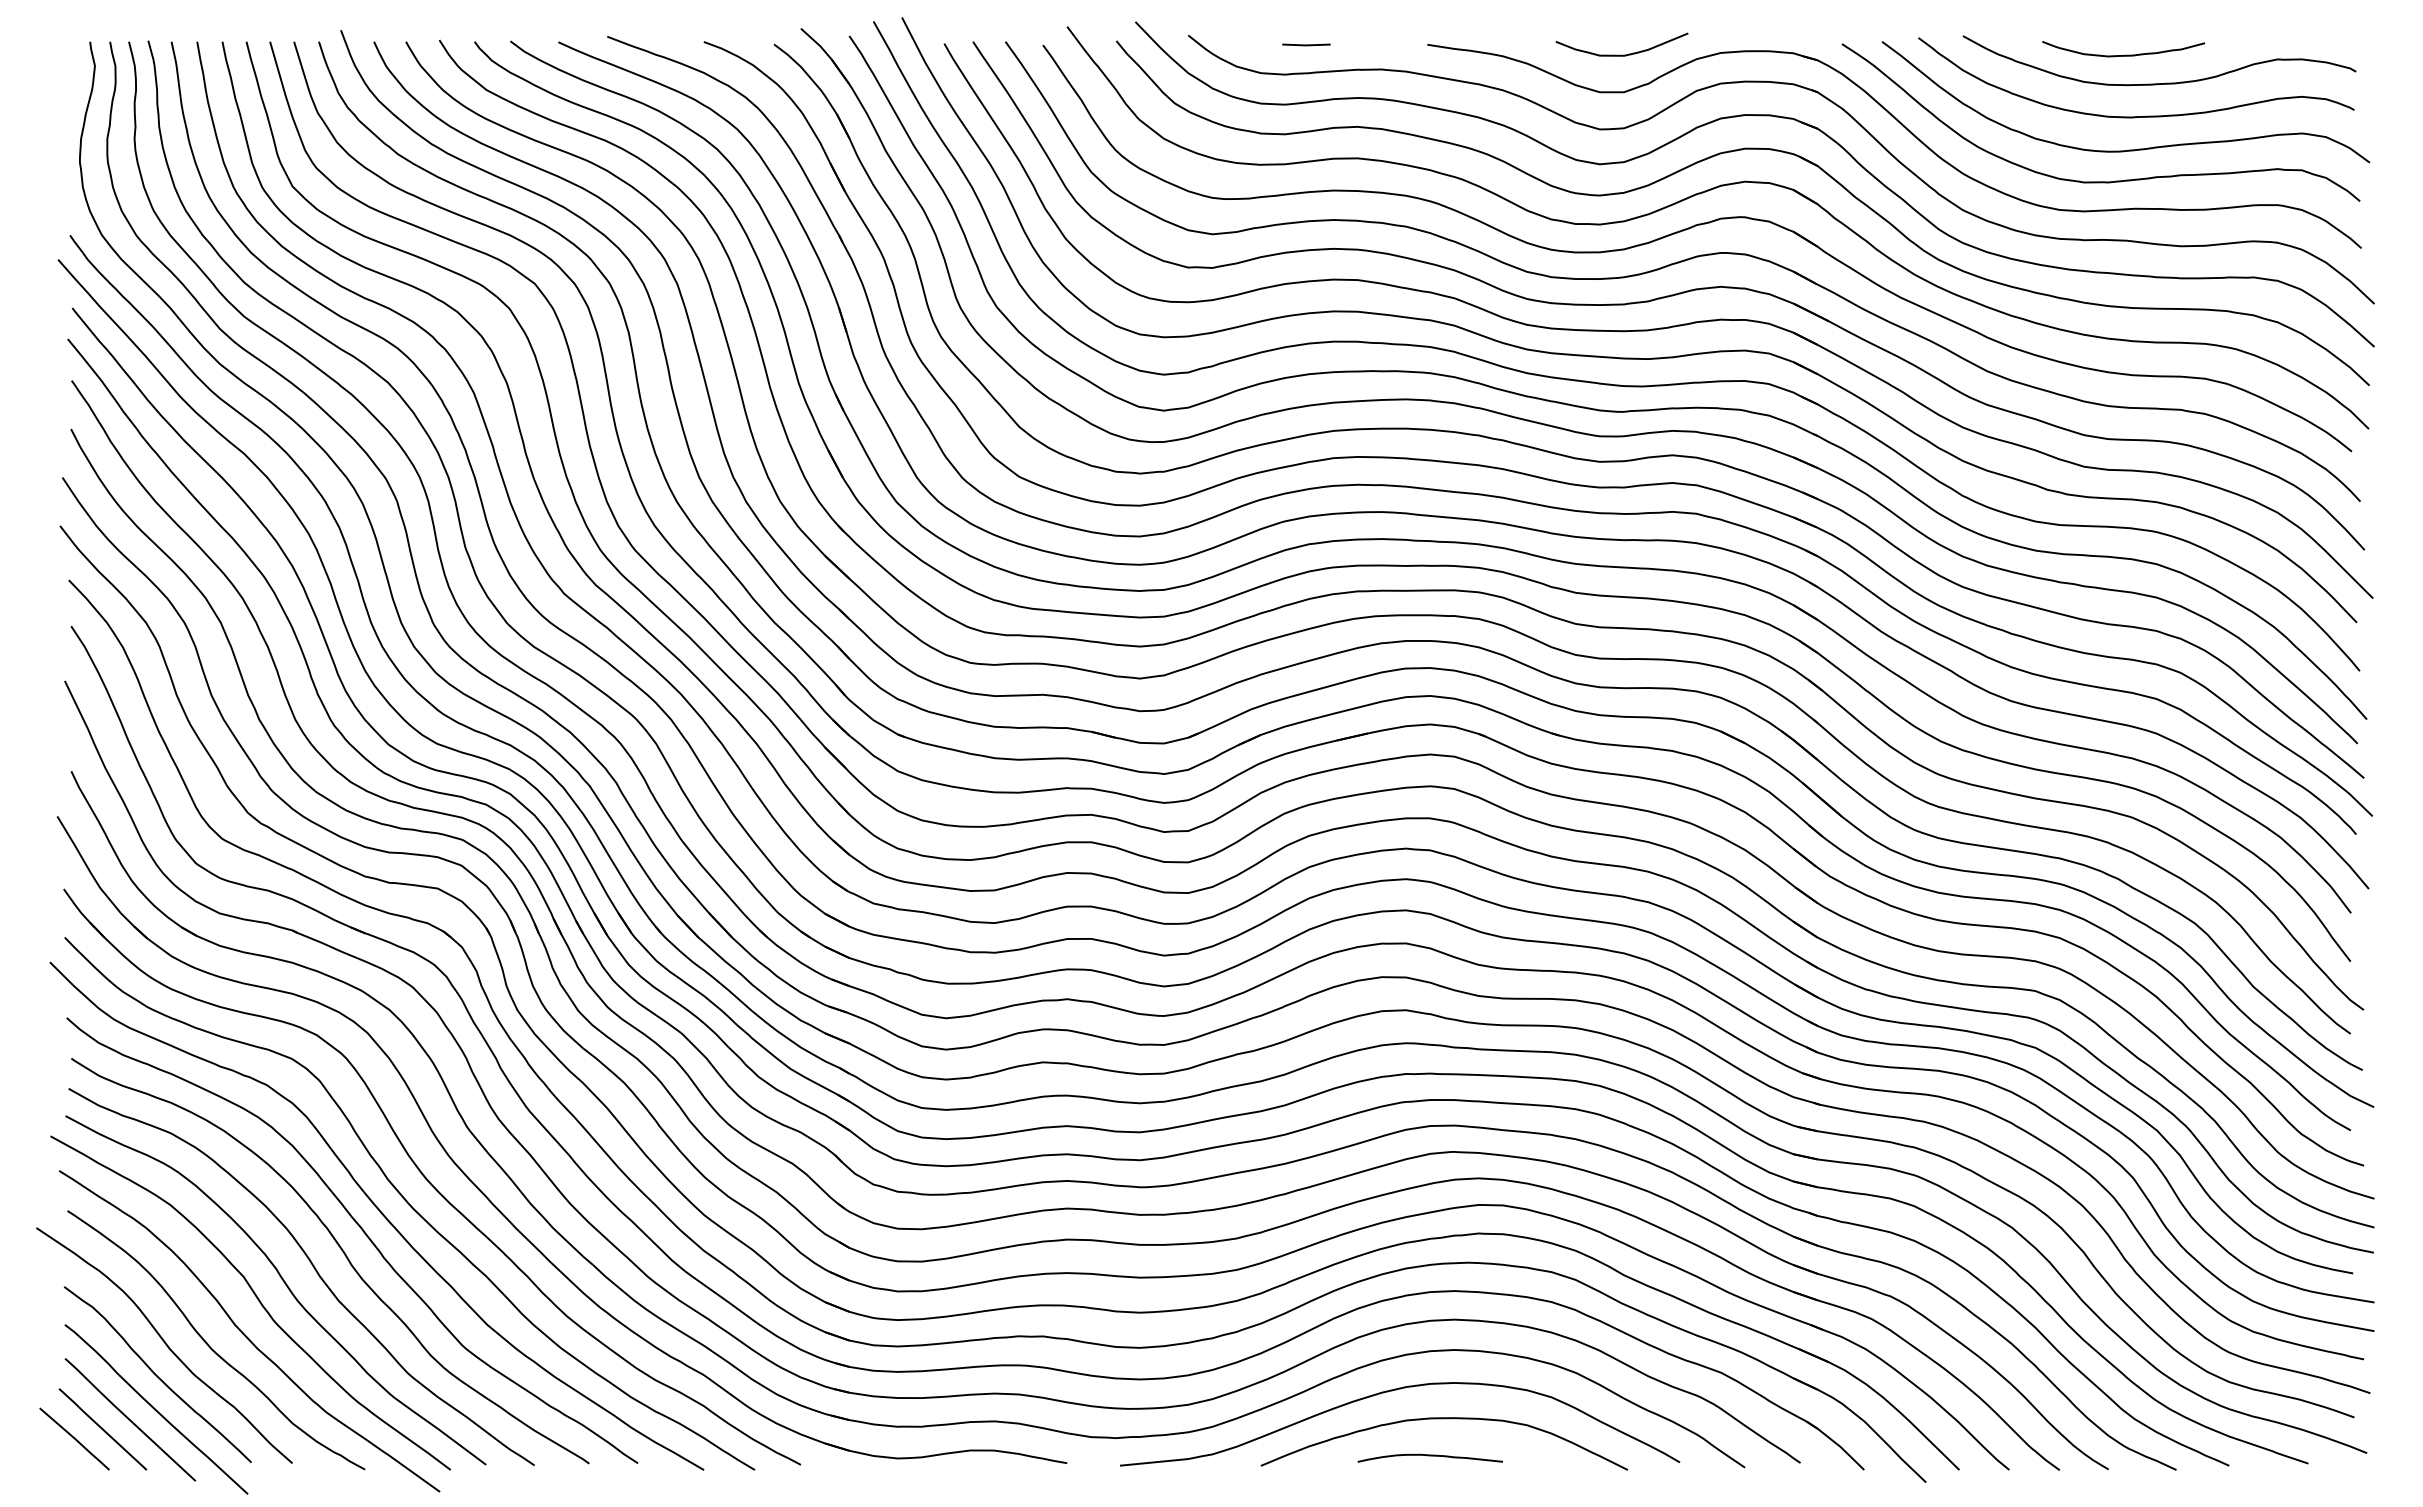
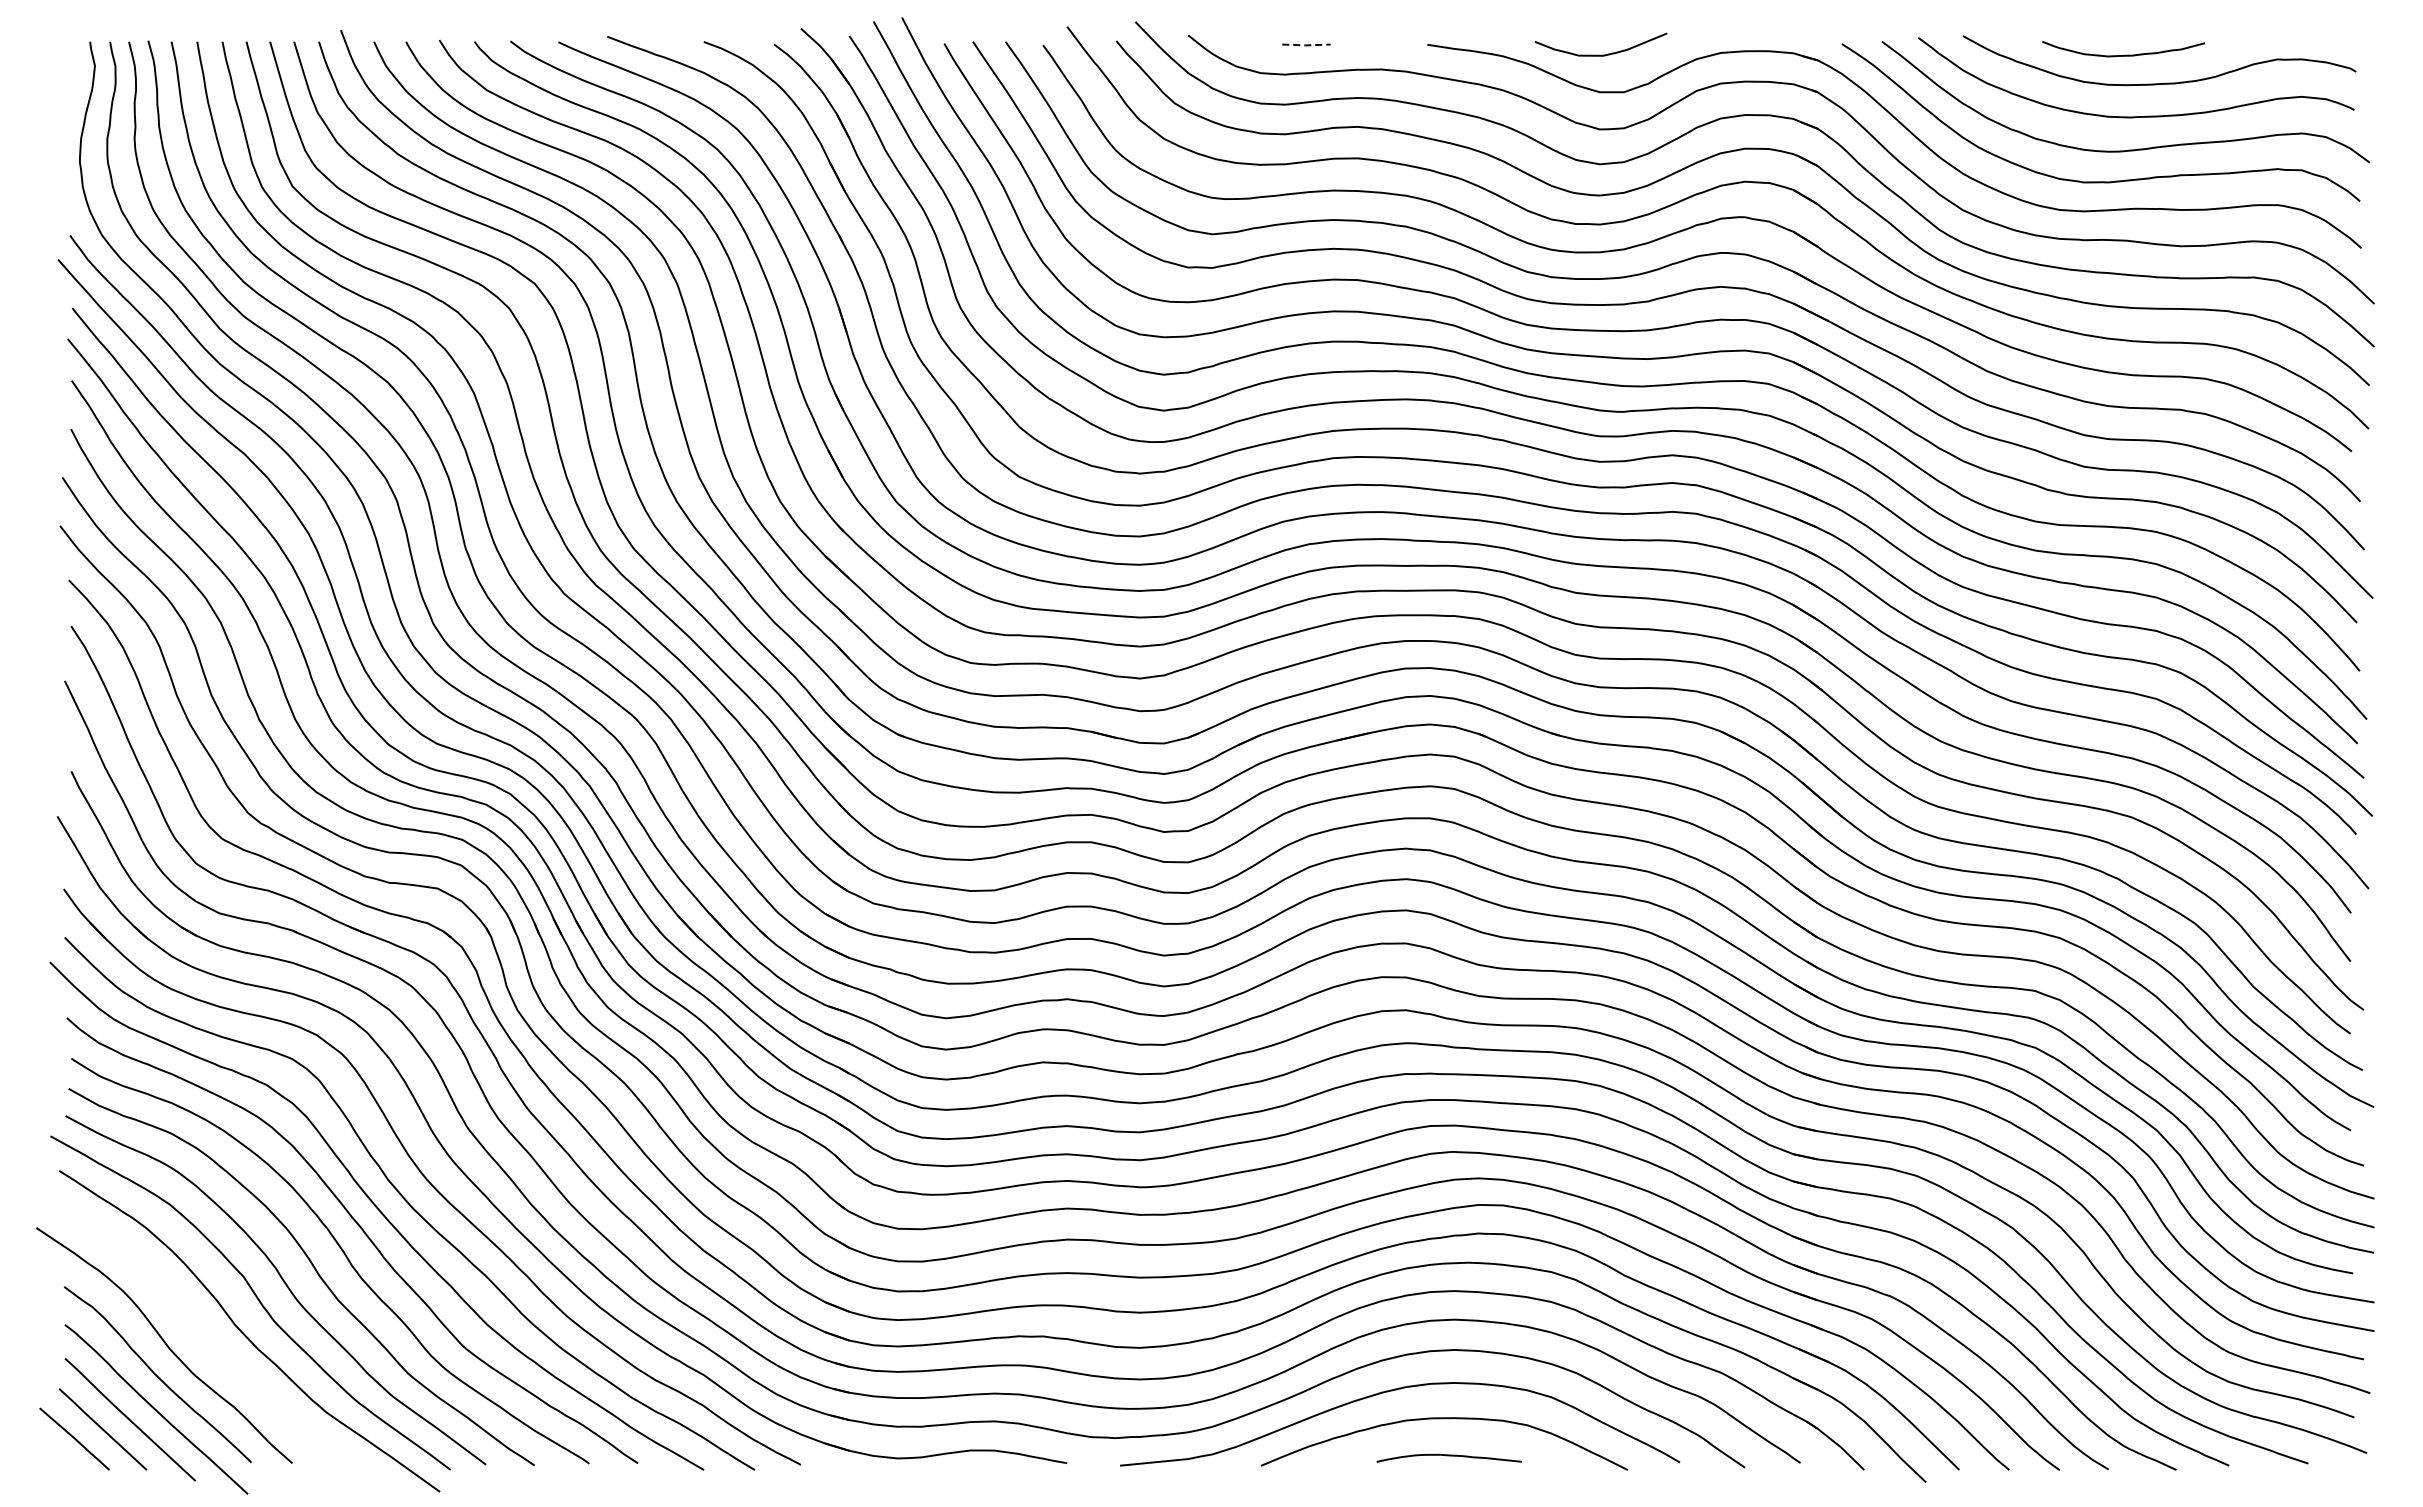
line: solid -> dashed (1306, 45)
curve position: (1621, 54) -> (1600, 54) (1600, 54)
curve: present -> none (210, 1346)
curve position: (1429, 1456) -> (1448, 1456) (1448, 1456)
